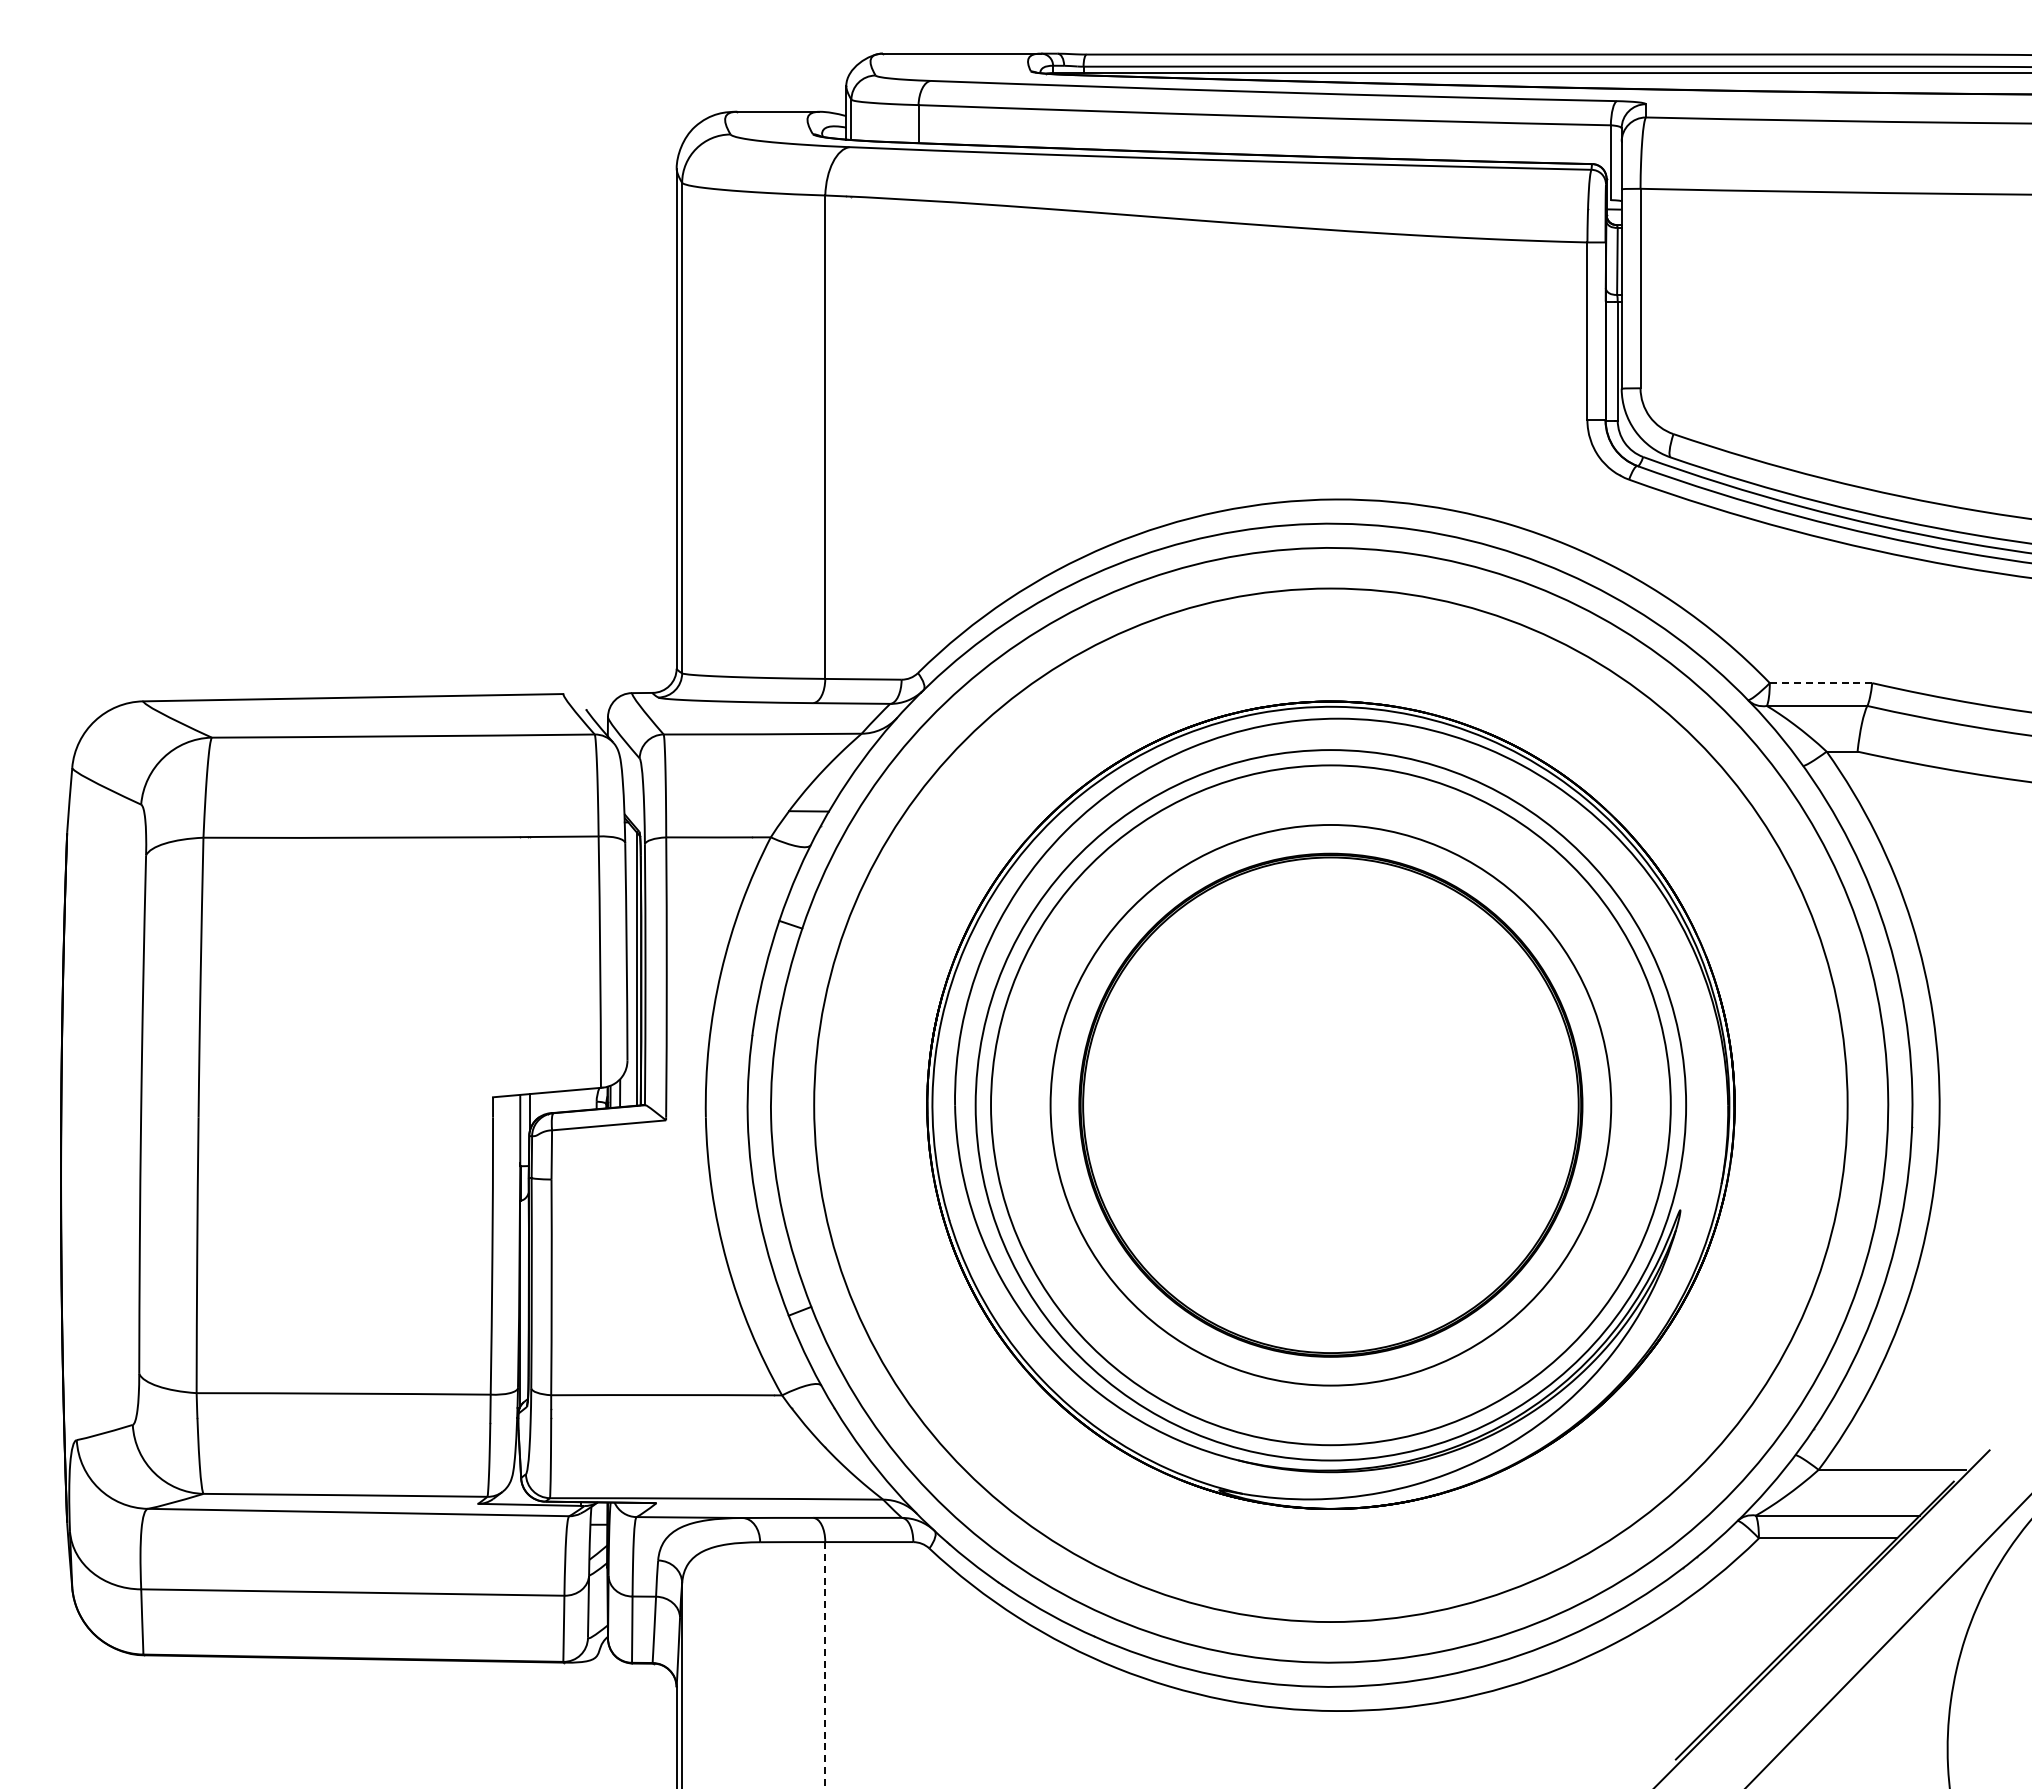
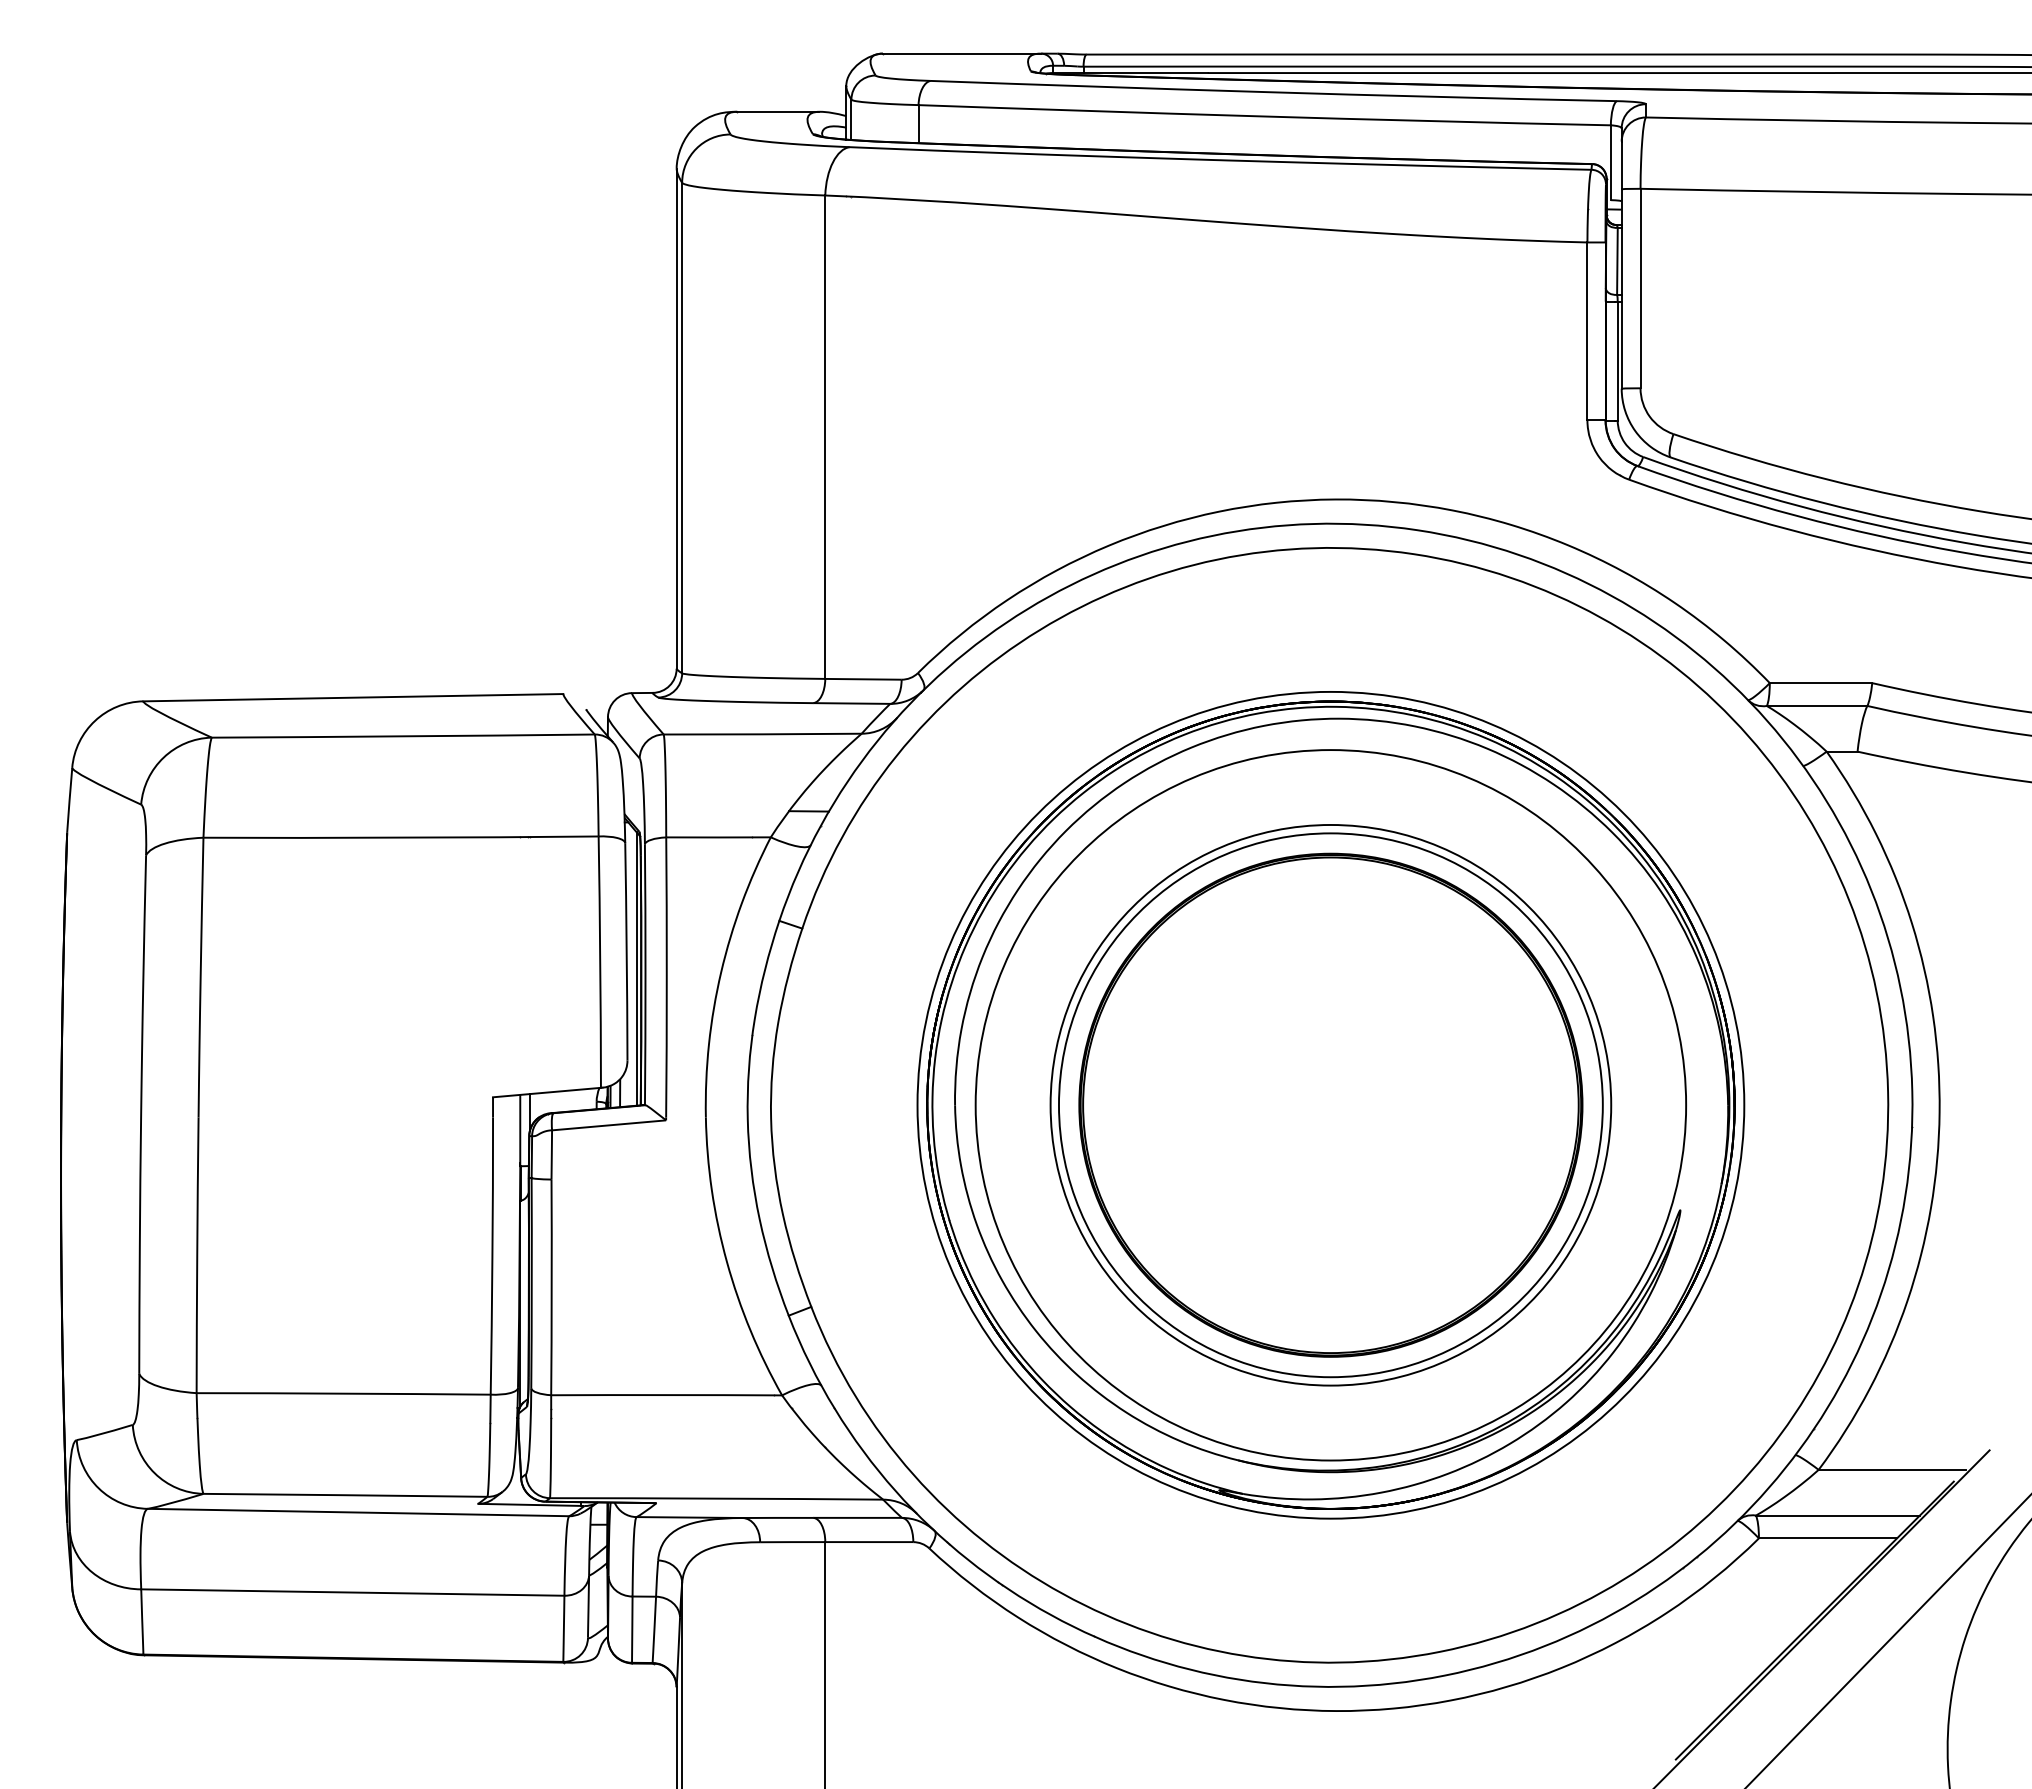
line: dashed -> solid (1820, 683)
circle diameter: 1033 px -> 827 px (1330, 1104)
circle diameter: 680 px -> 544 px (1330, 1105)
line: dashed -> solid (825, 1665)
